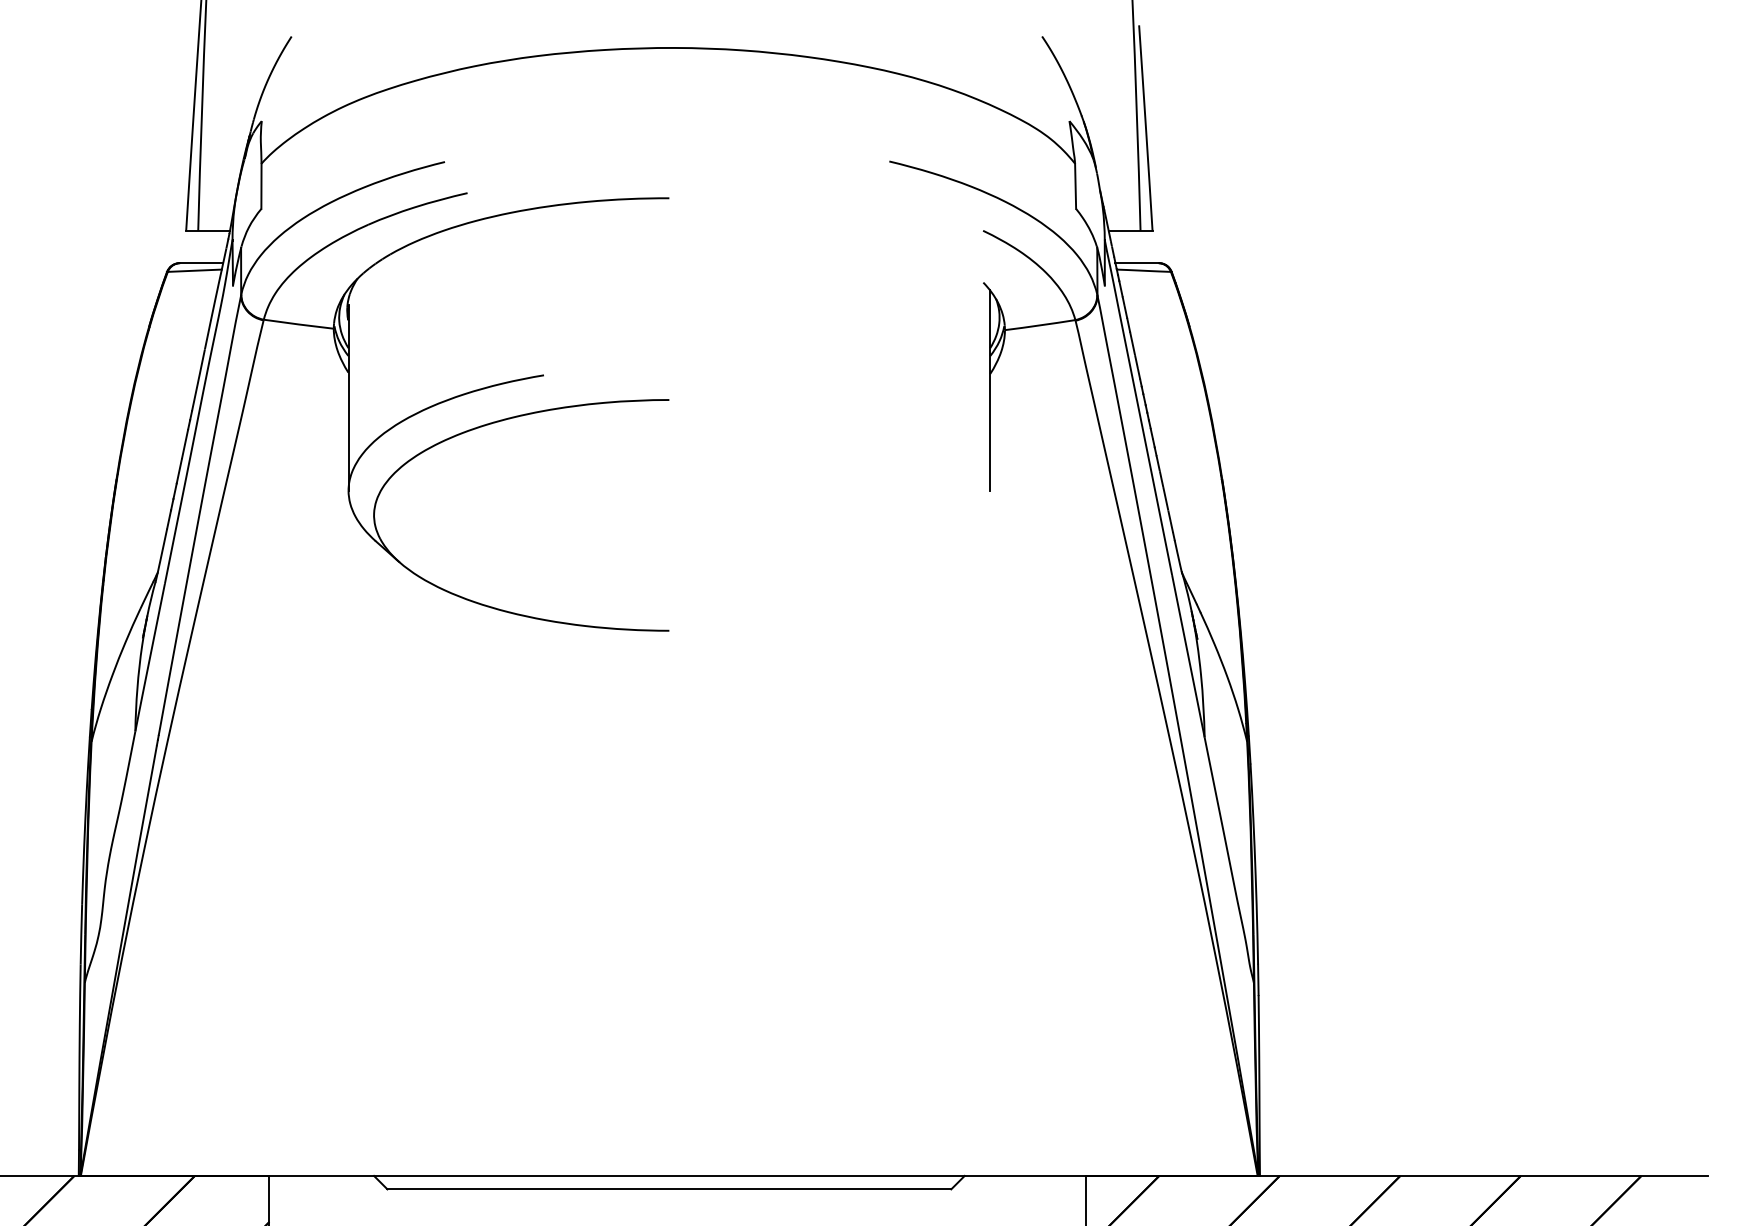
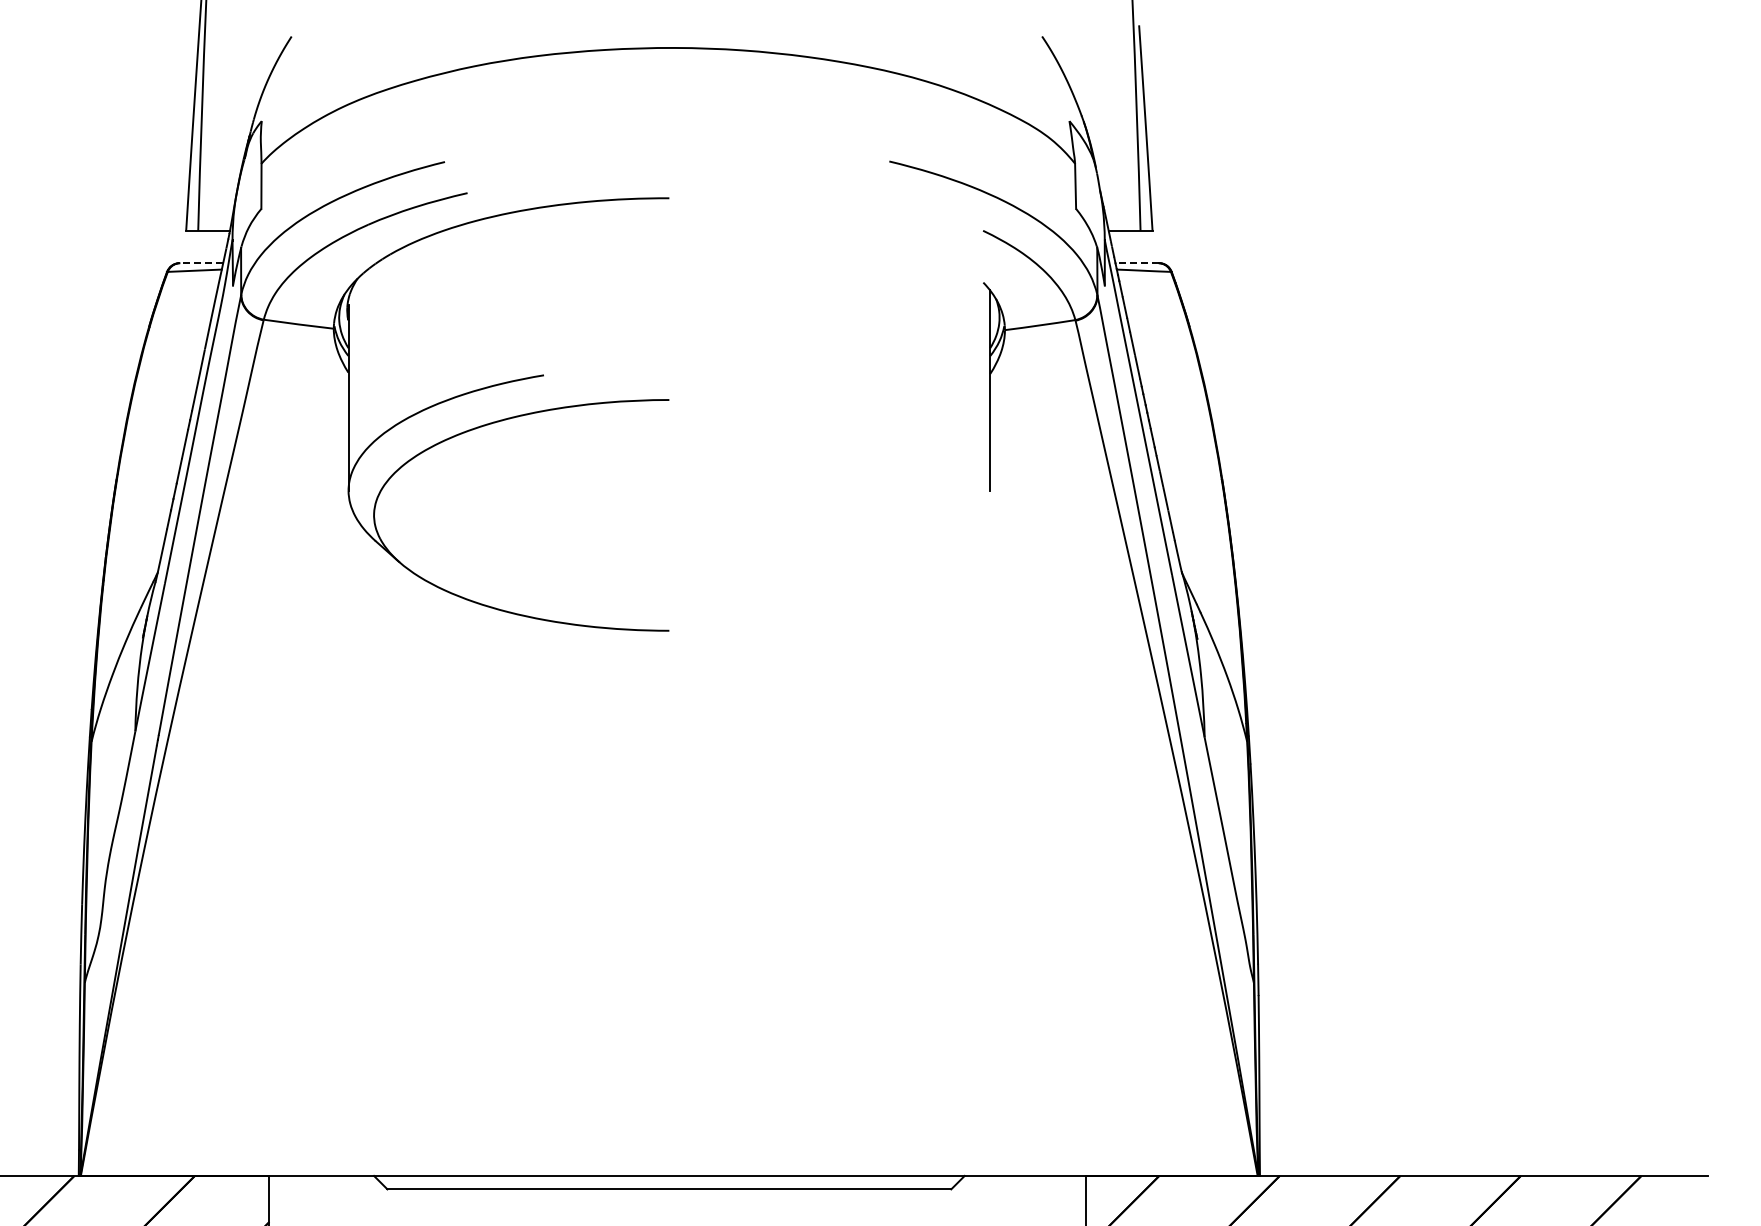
line: solid -> dashed (201, 263)
line: solid -> dashed (1137, 263)
